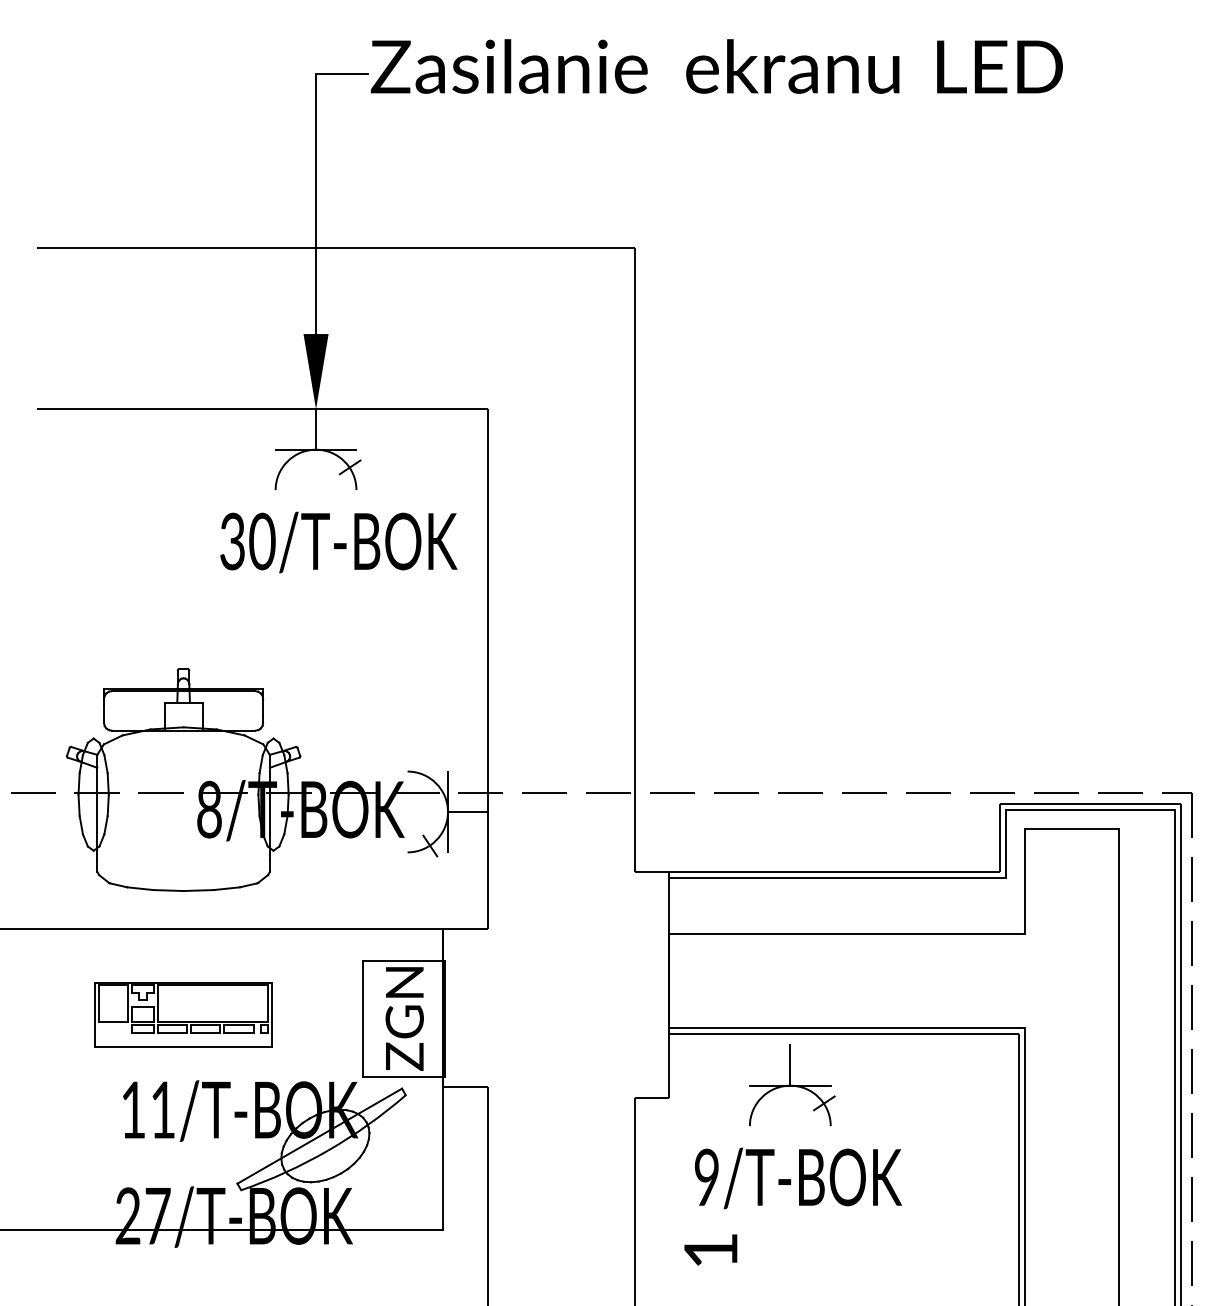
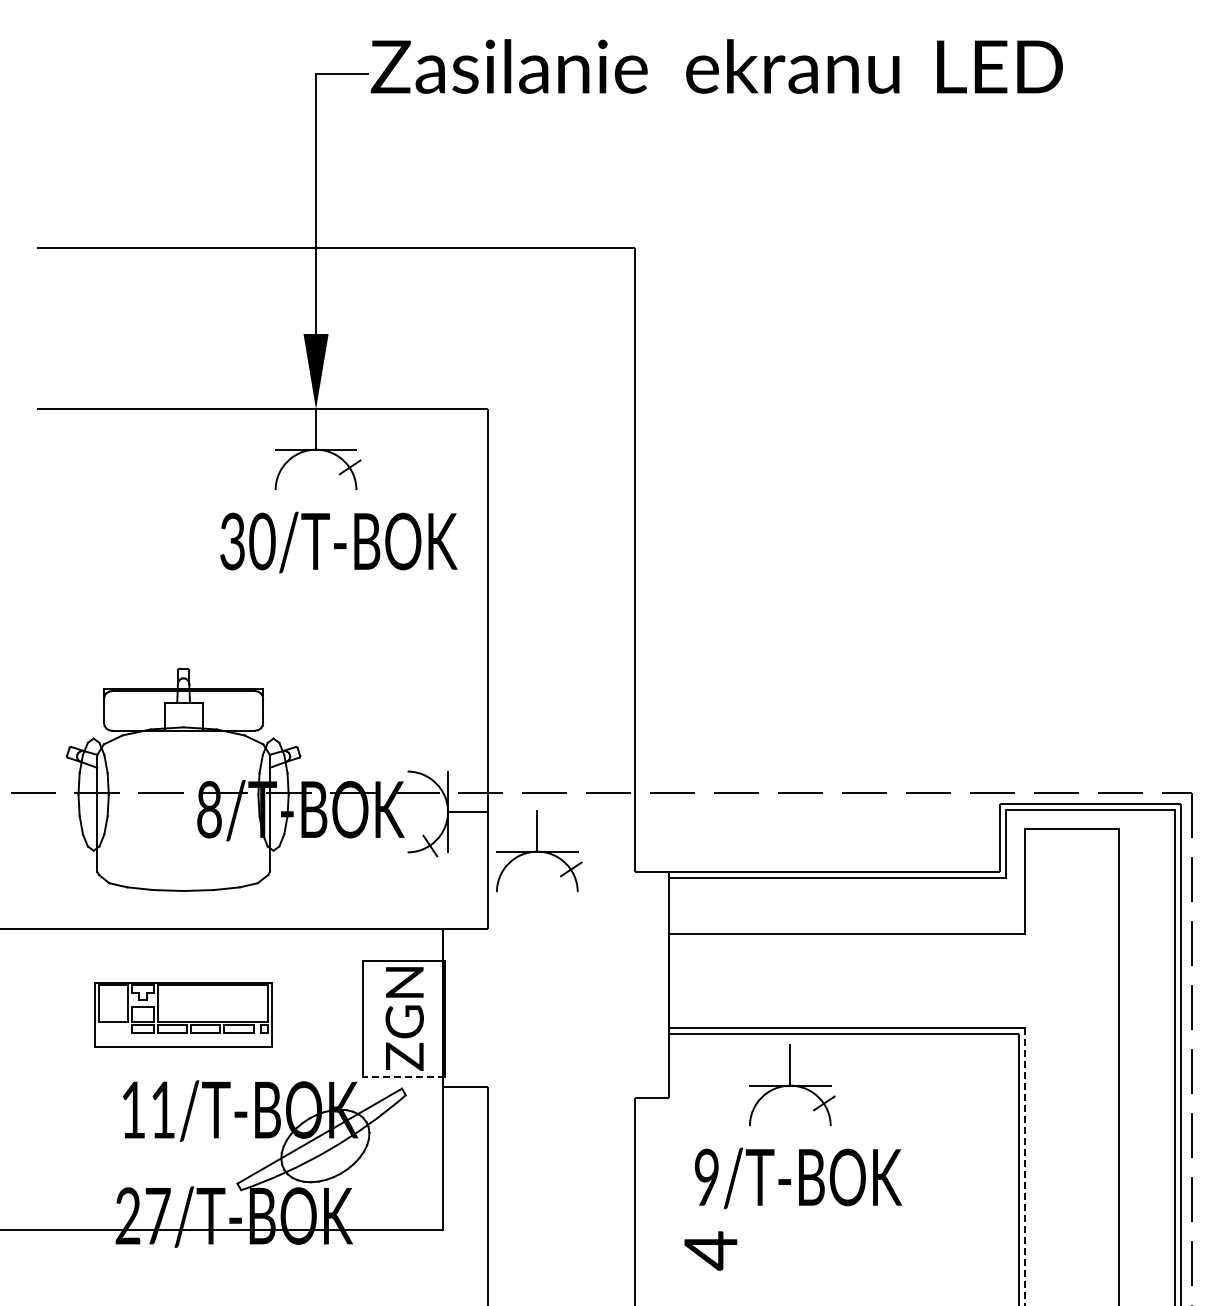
part: none -> present (539, 851)
line: solid -> dashed (403, 1076)
line: solid -> dashed (1024, 1167)
text: 1 -> 4 (710, 1250)
